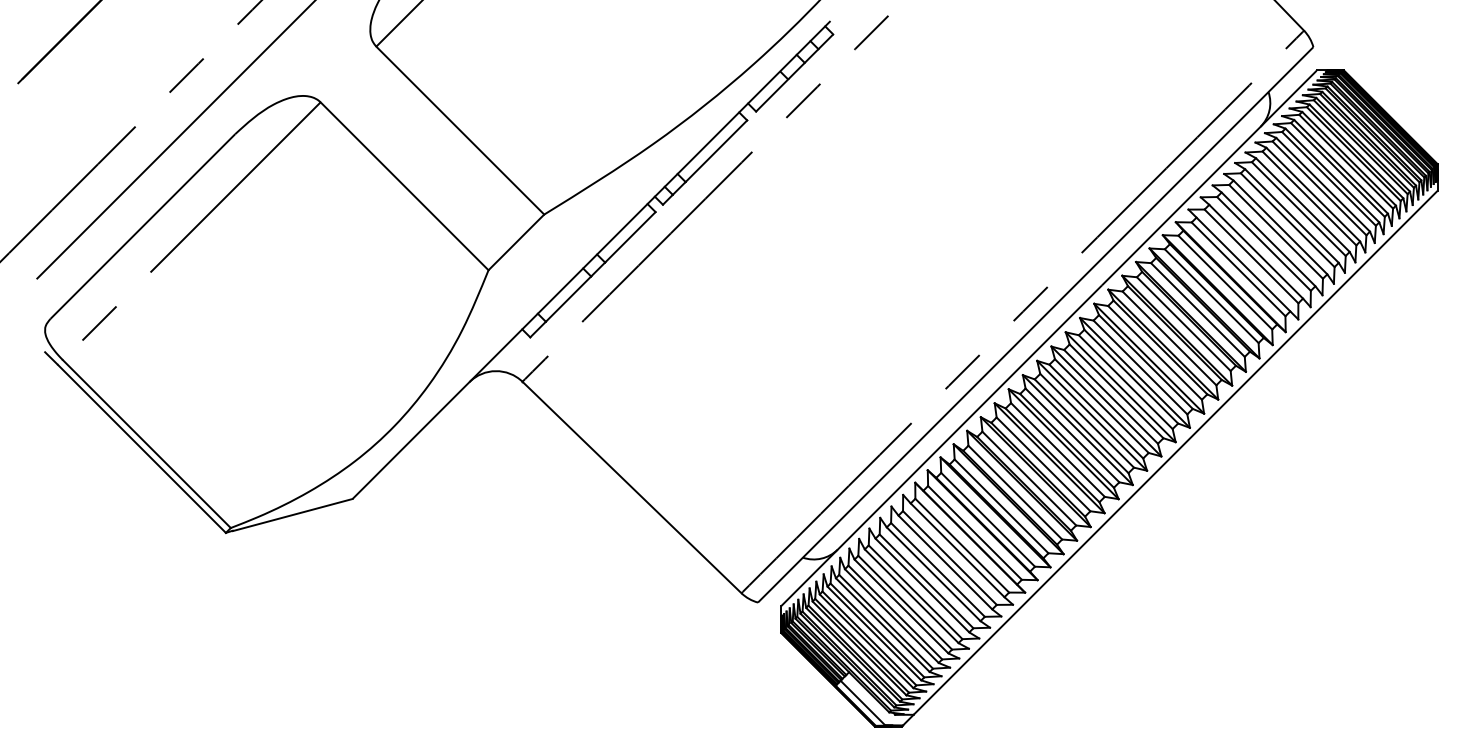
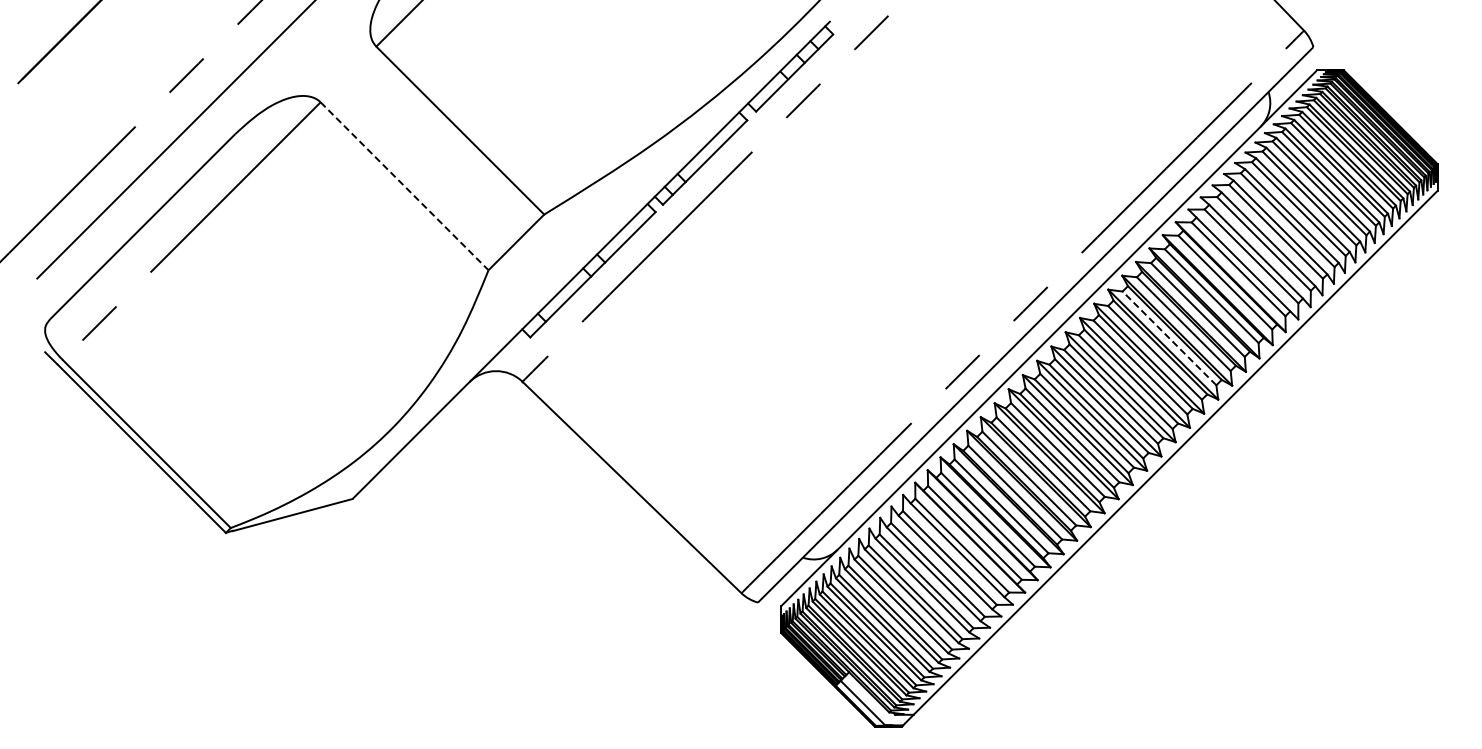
line: solid -> dashed (404, 186)
line: solid -> dashed (1169, 338)
